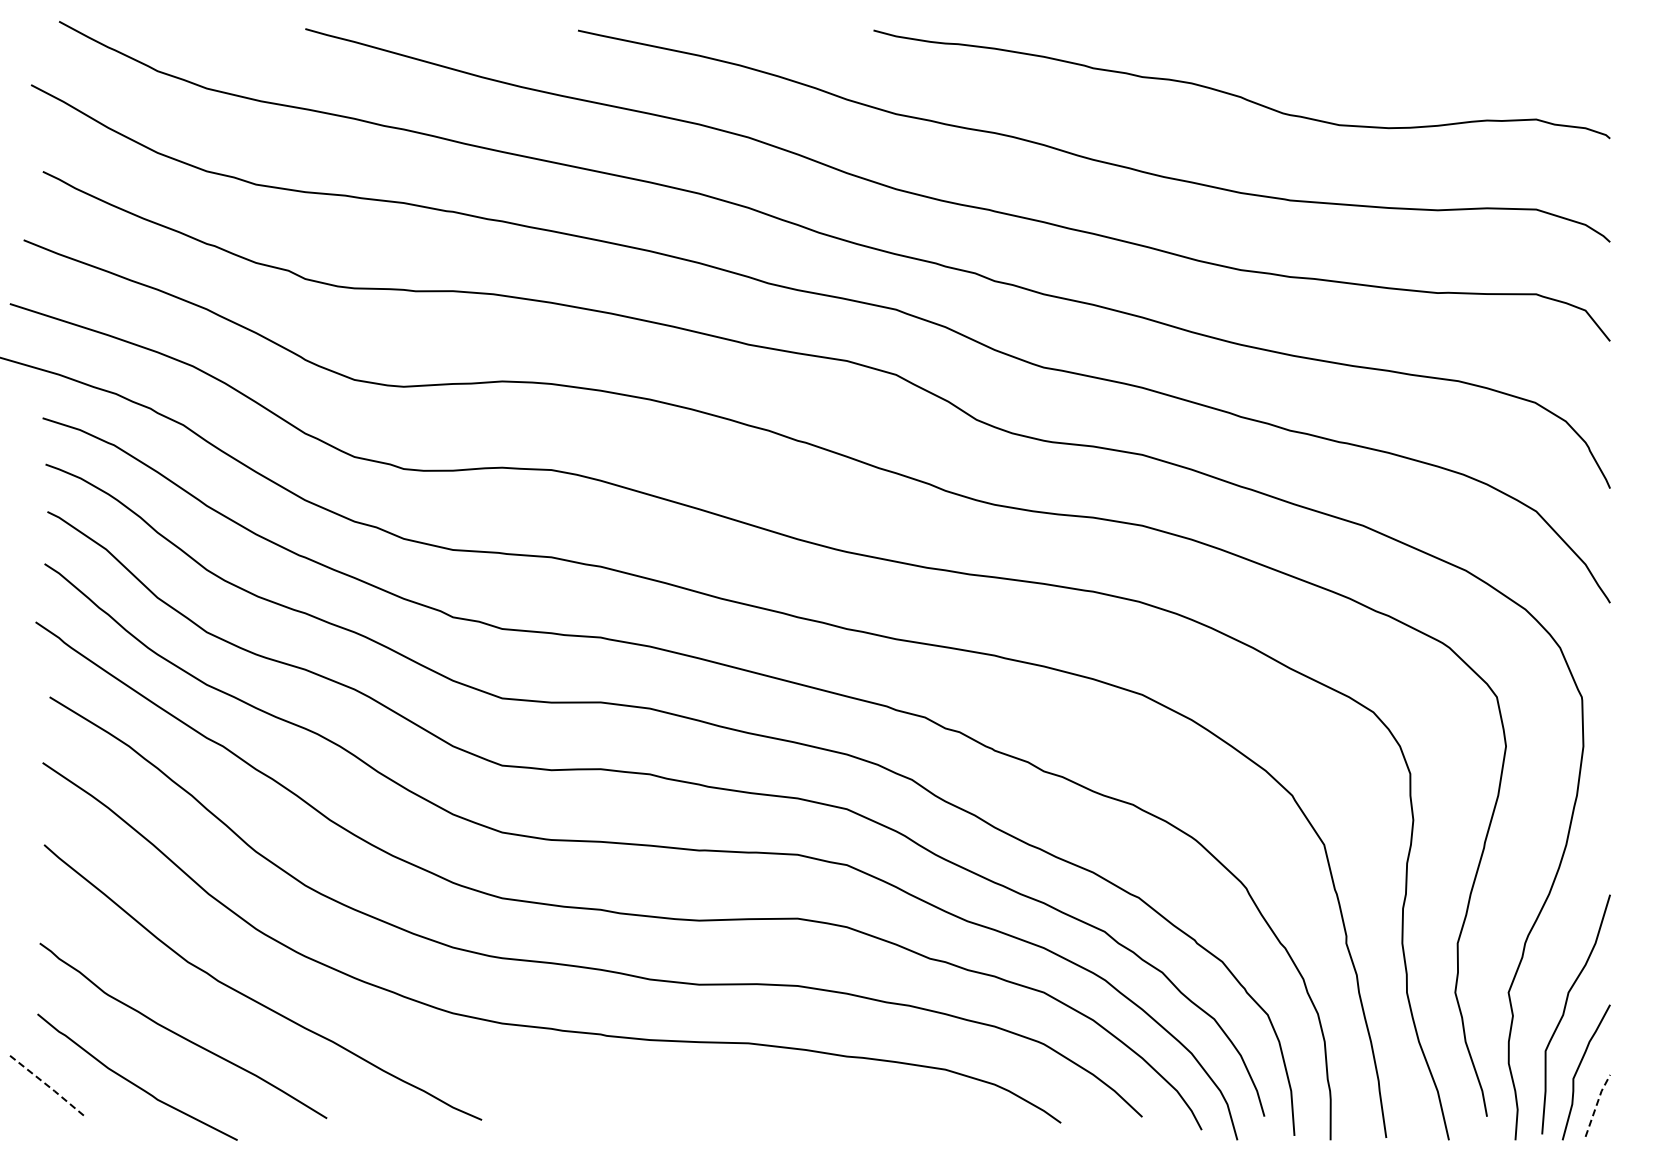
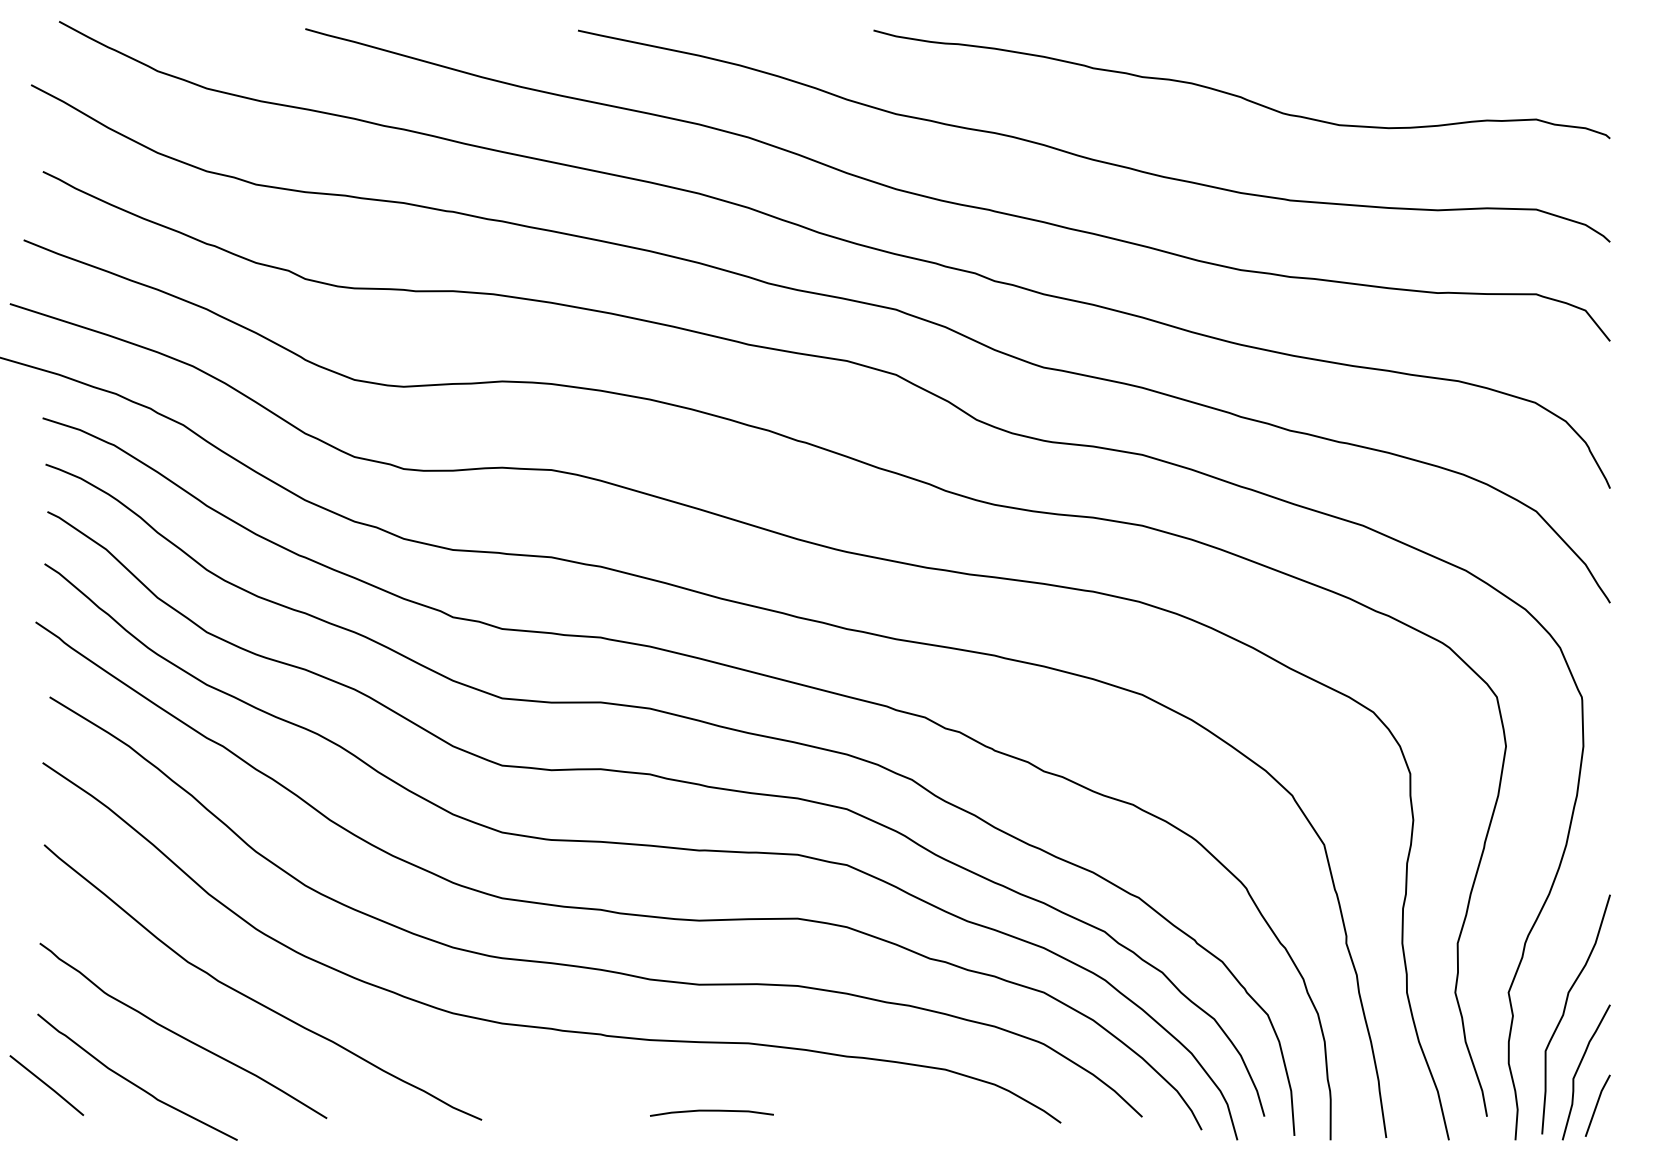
line: dashed -> solid (47, 1085)
line: dashed -> solid (1597, 1104)
curve: none -> present (711, 1111)
